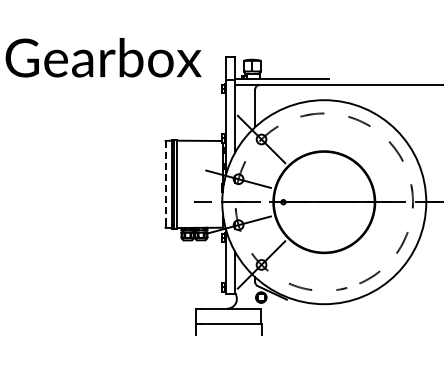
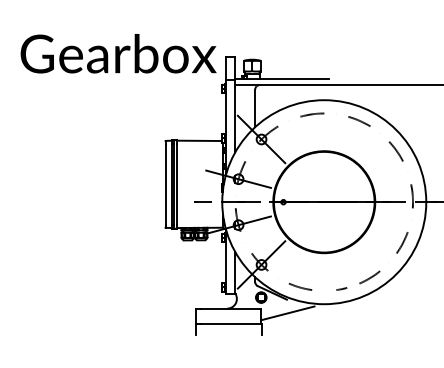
text position: (103, 57) -> (118, 53) (118, 53)
line: dashed -> solid (165, 183)
line: none -> present (287, 313)
